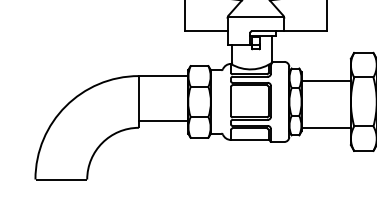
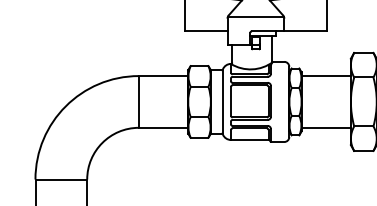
line position: (325, 81) -> (325, 76) (325, 76)
line: none -> present (222, 101)
line position: (163, 120) -> (163, 127) (163, 127)
line: none -> present (35, 190)
line: none -> present (87, 190)
